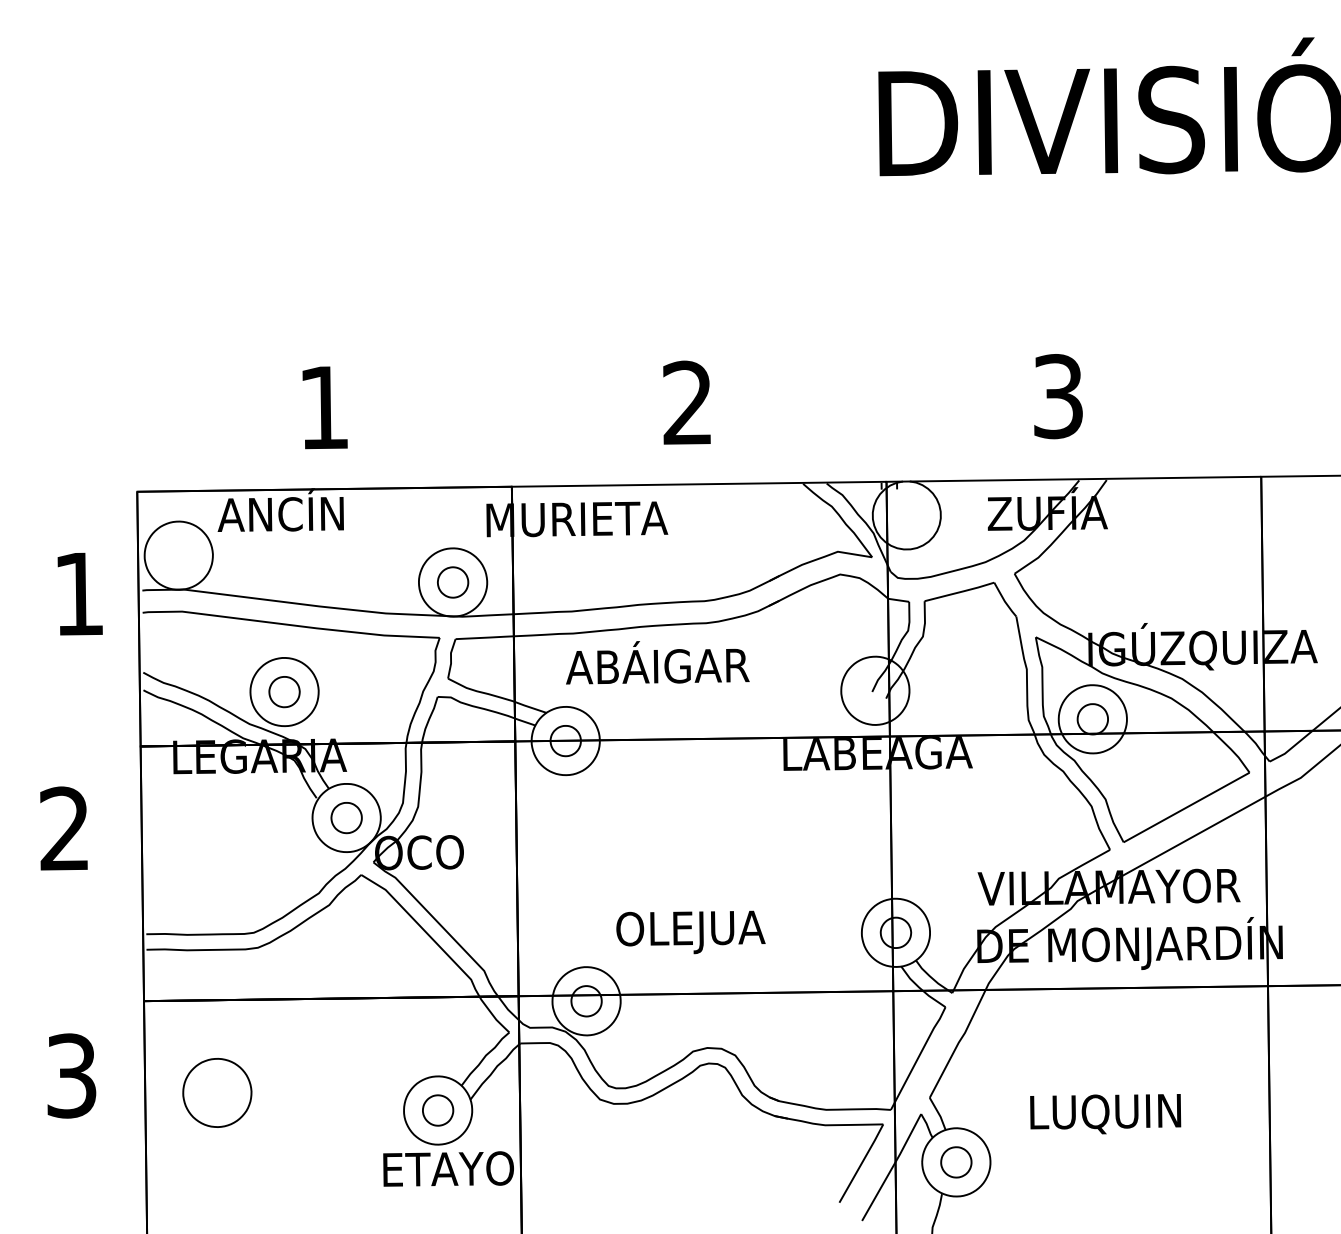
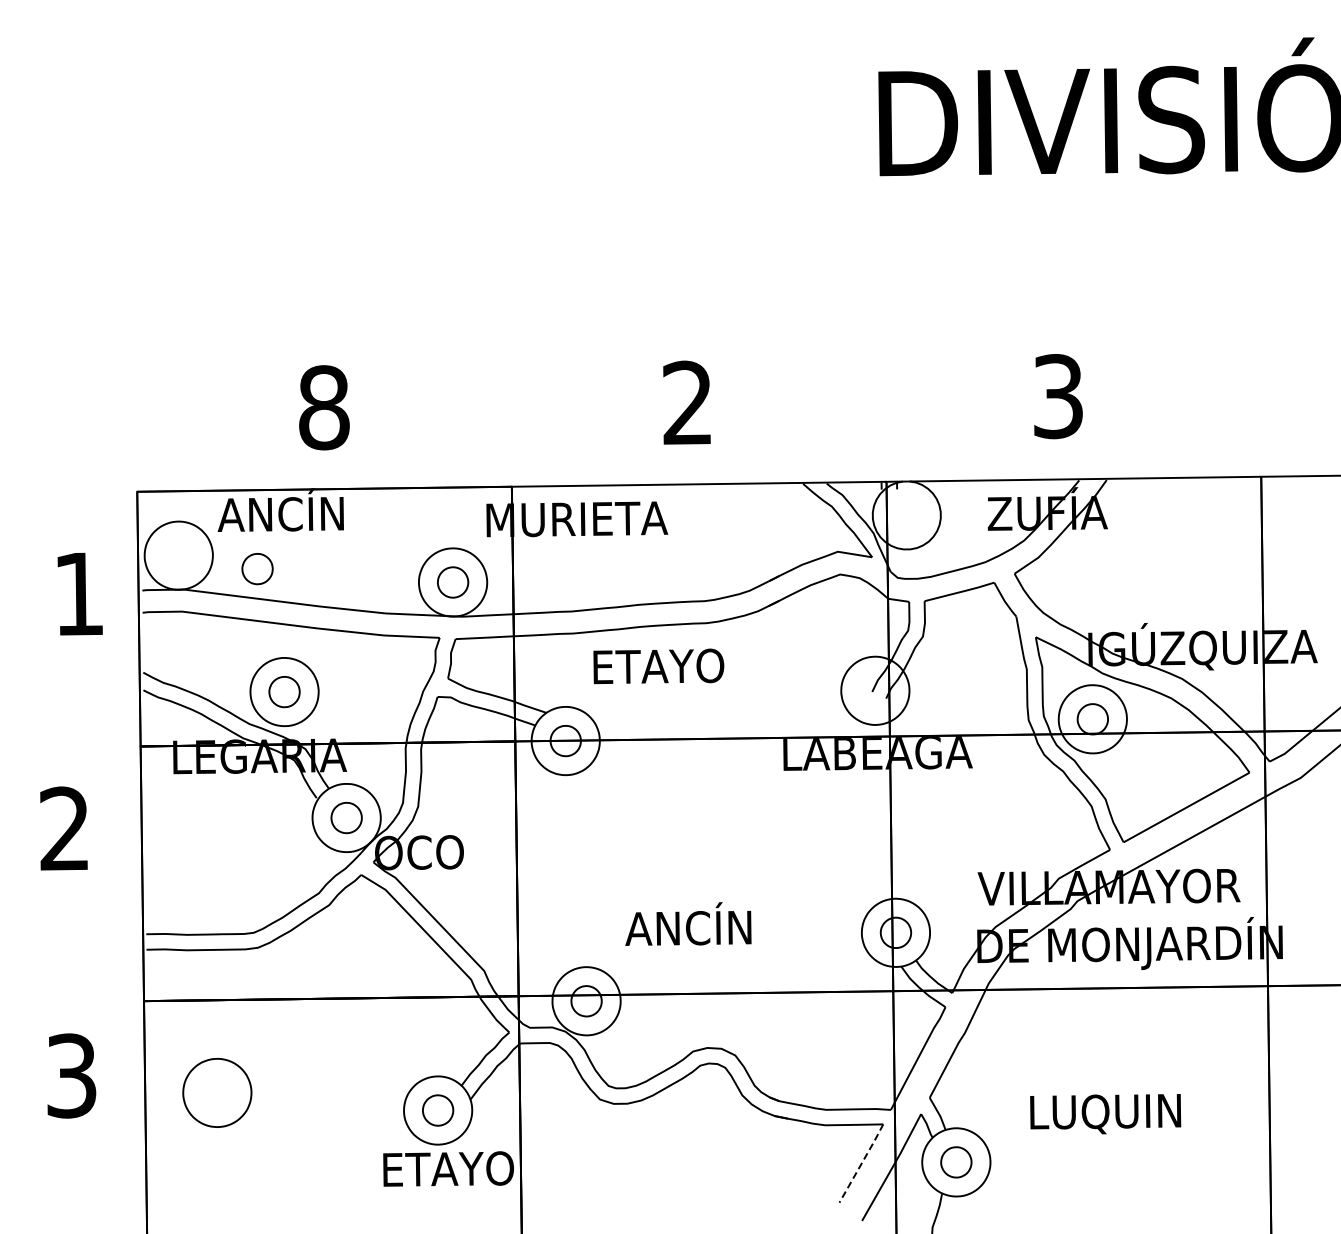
text: 1 -> 8 (324, 407)
part: none -> present (257, 569)
text: ABÁIGAR -> ETAYO (657, 662)
text: OLEJUA -> ANCÍN (690, 928)
line: solid -> dashed (862, 1162)
